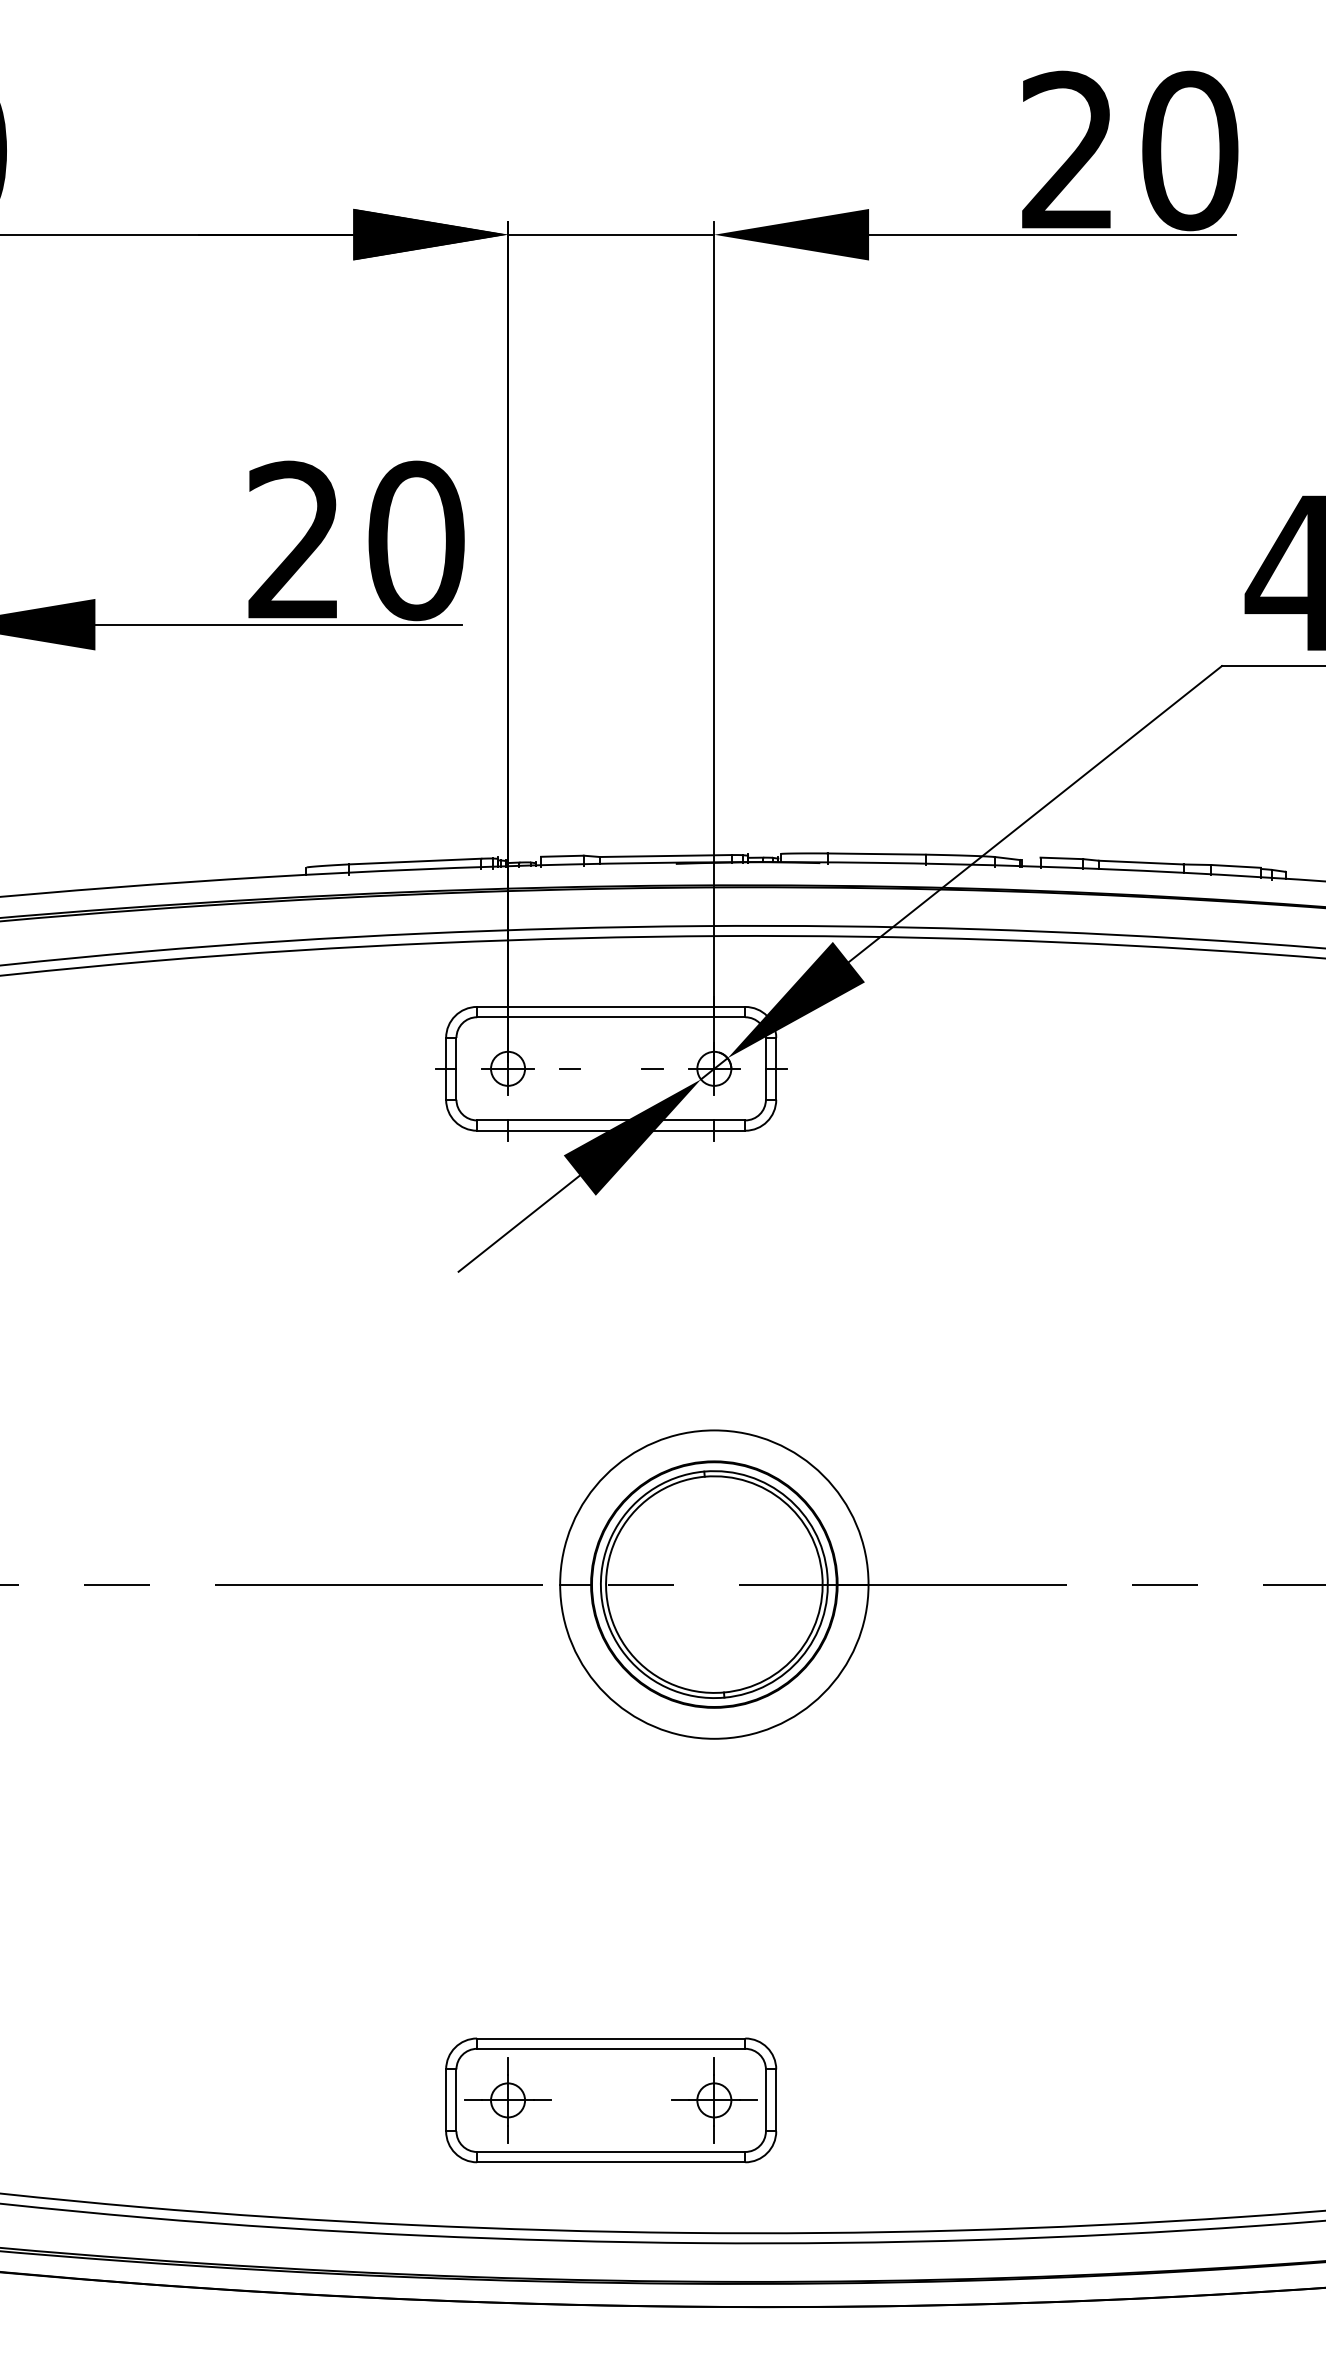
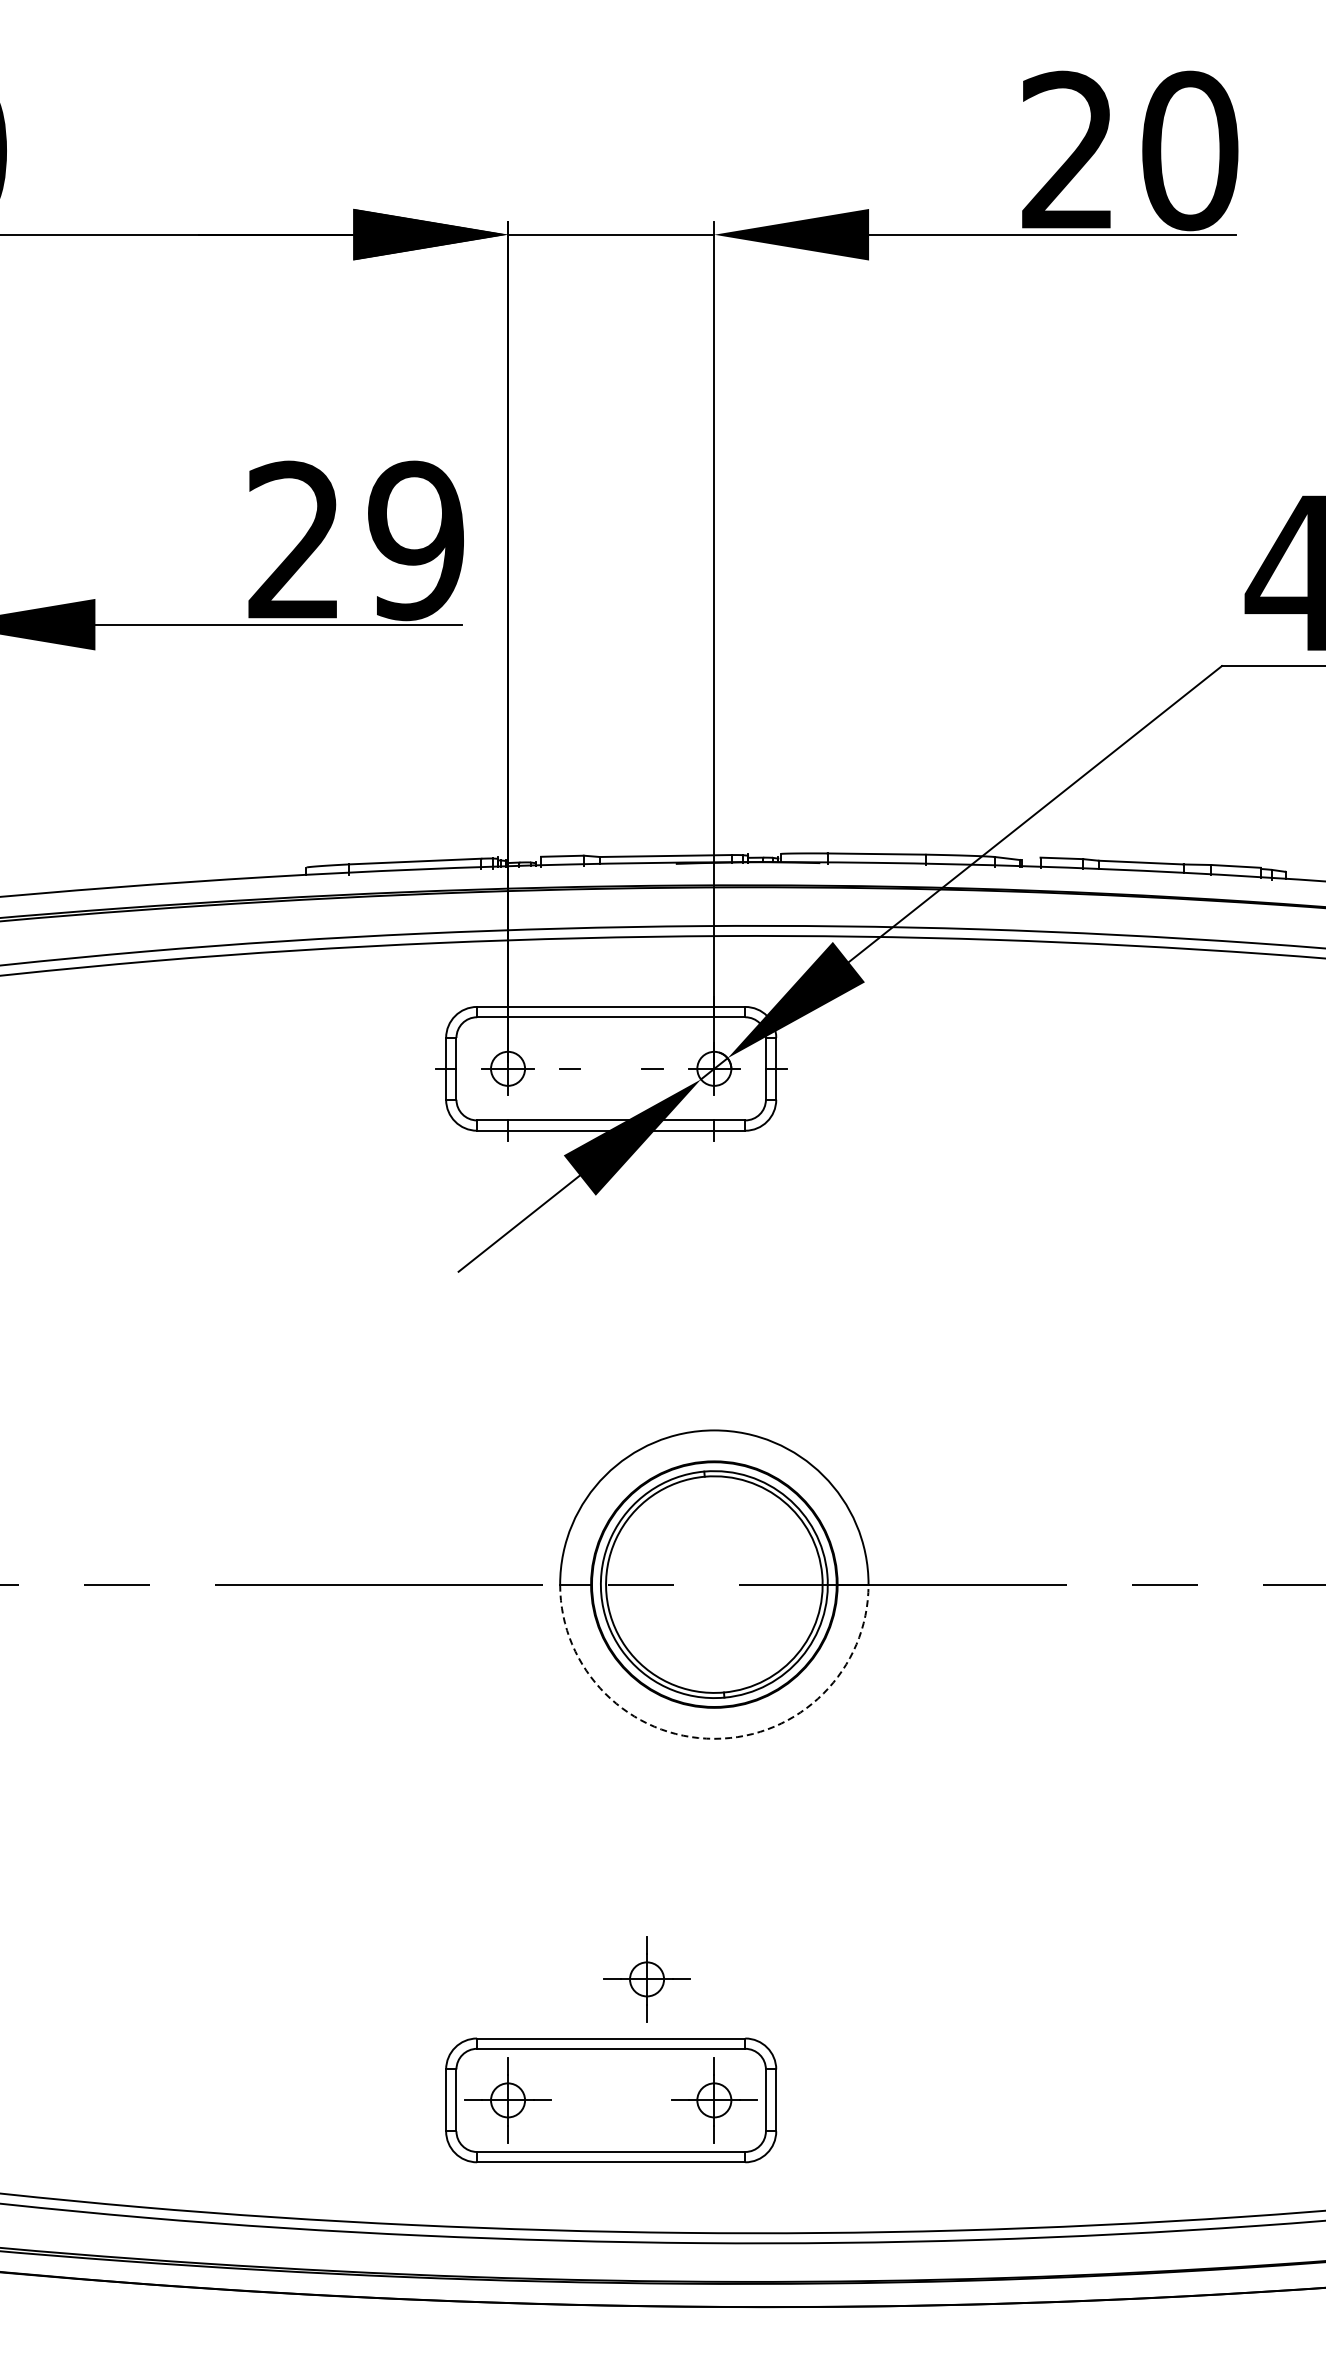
text: 20 -> 29 (416, 540)
arc: solid -> dashed (714, 1738)
part: none -> present (646, 1979)
